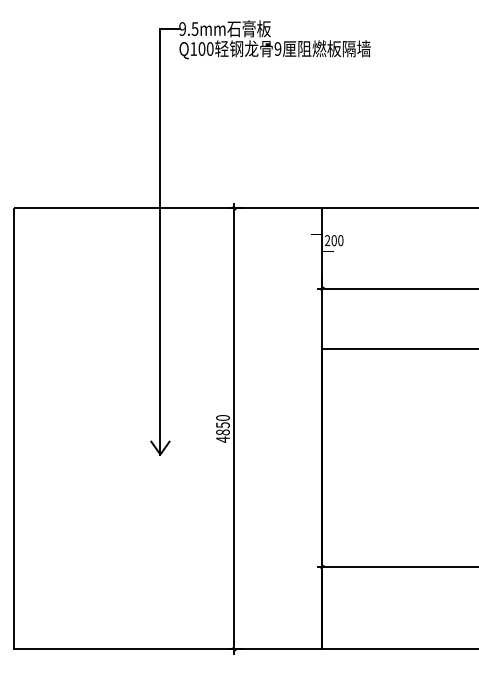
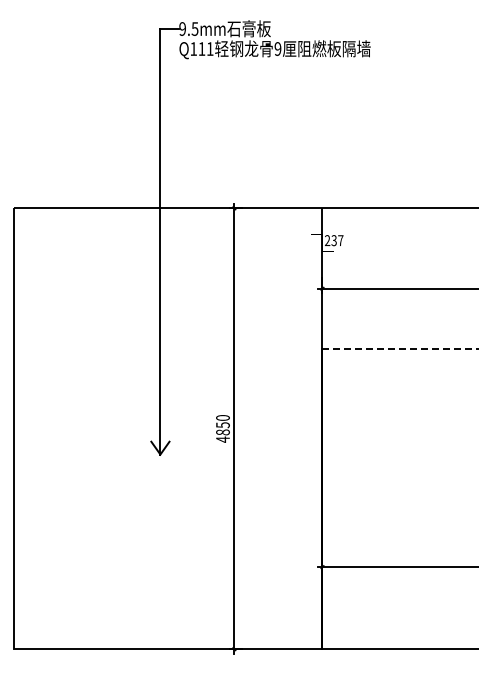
text: Q100 -> Q111 (205, 48)
text: 200 -> 237 (337, 240)
line: solid -> dashed (400, 349)
